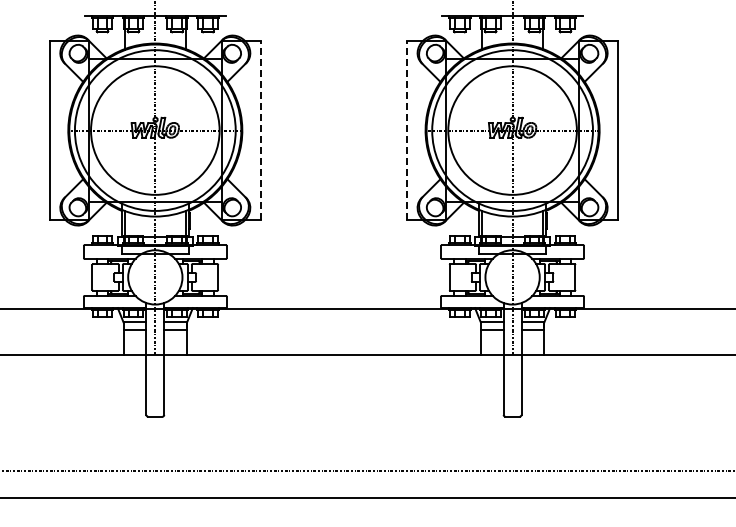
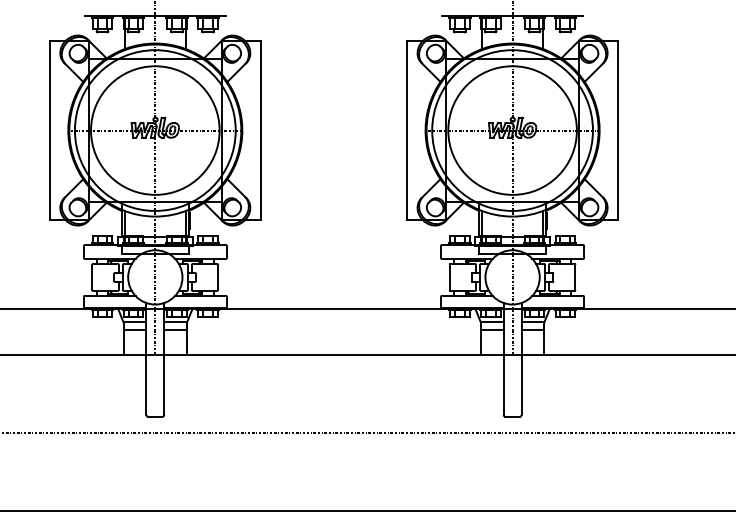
line: dashed -> solid (261, 130)
line: dashed -> solid (406, 130)
line position: (367, 470) -> (367, 432) (367, 432)
line position: (367, 498) -> (367, 511) (367, 511)
